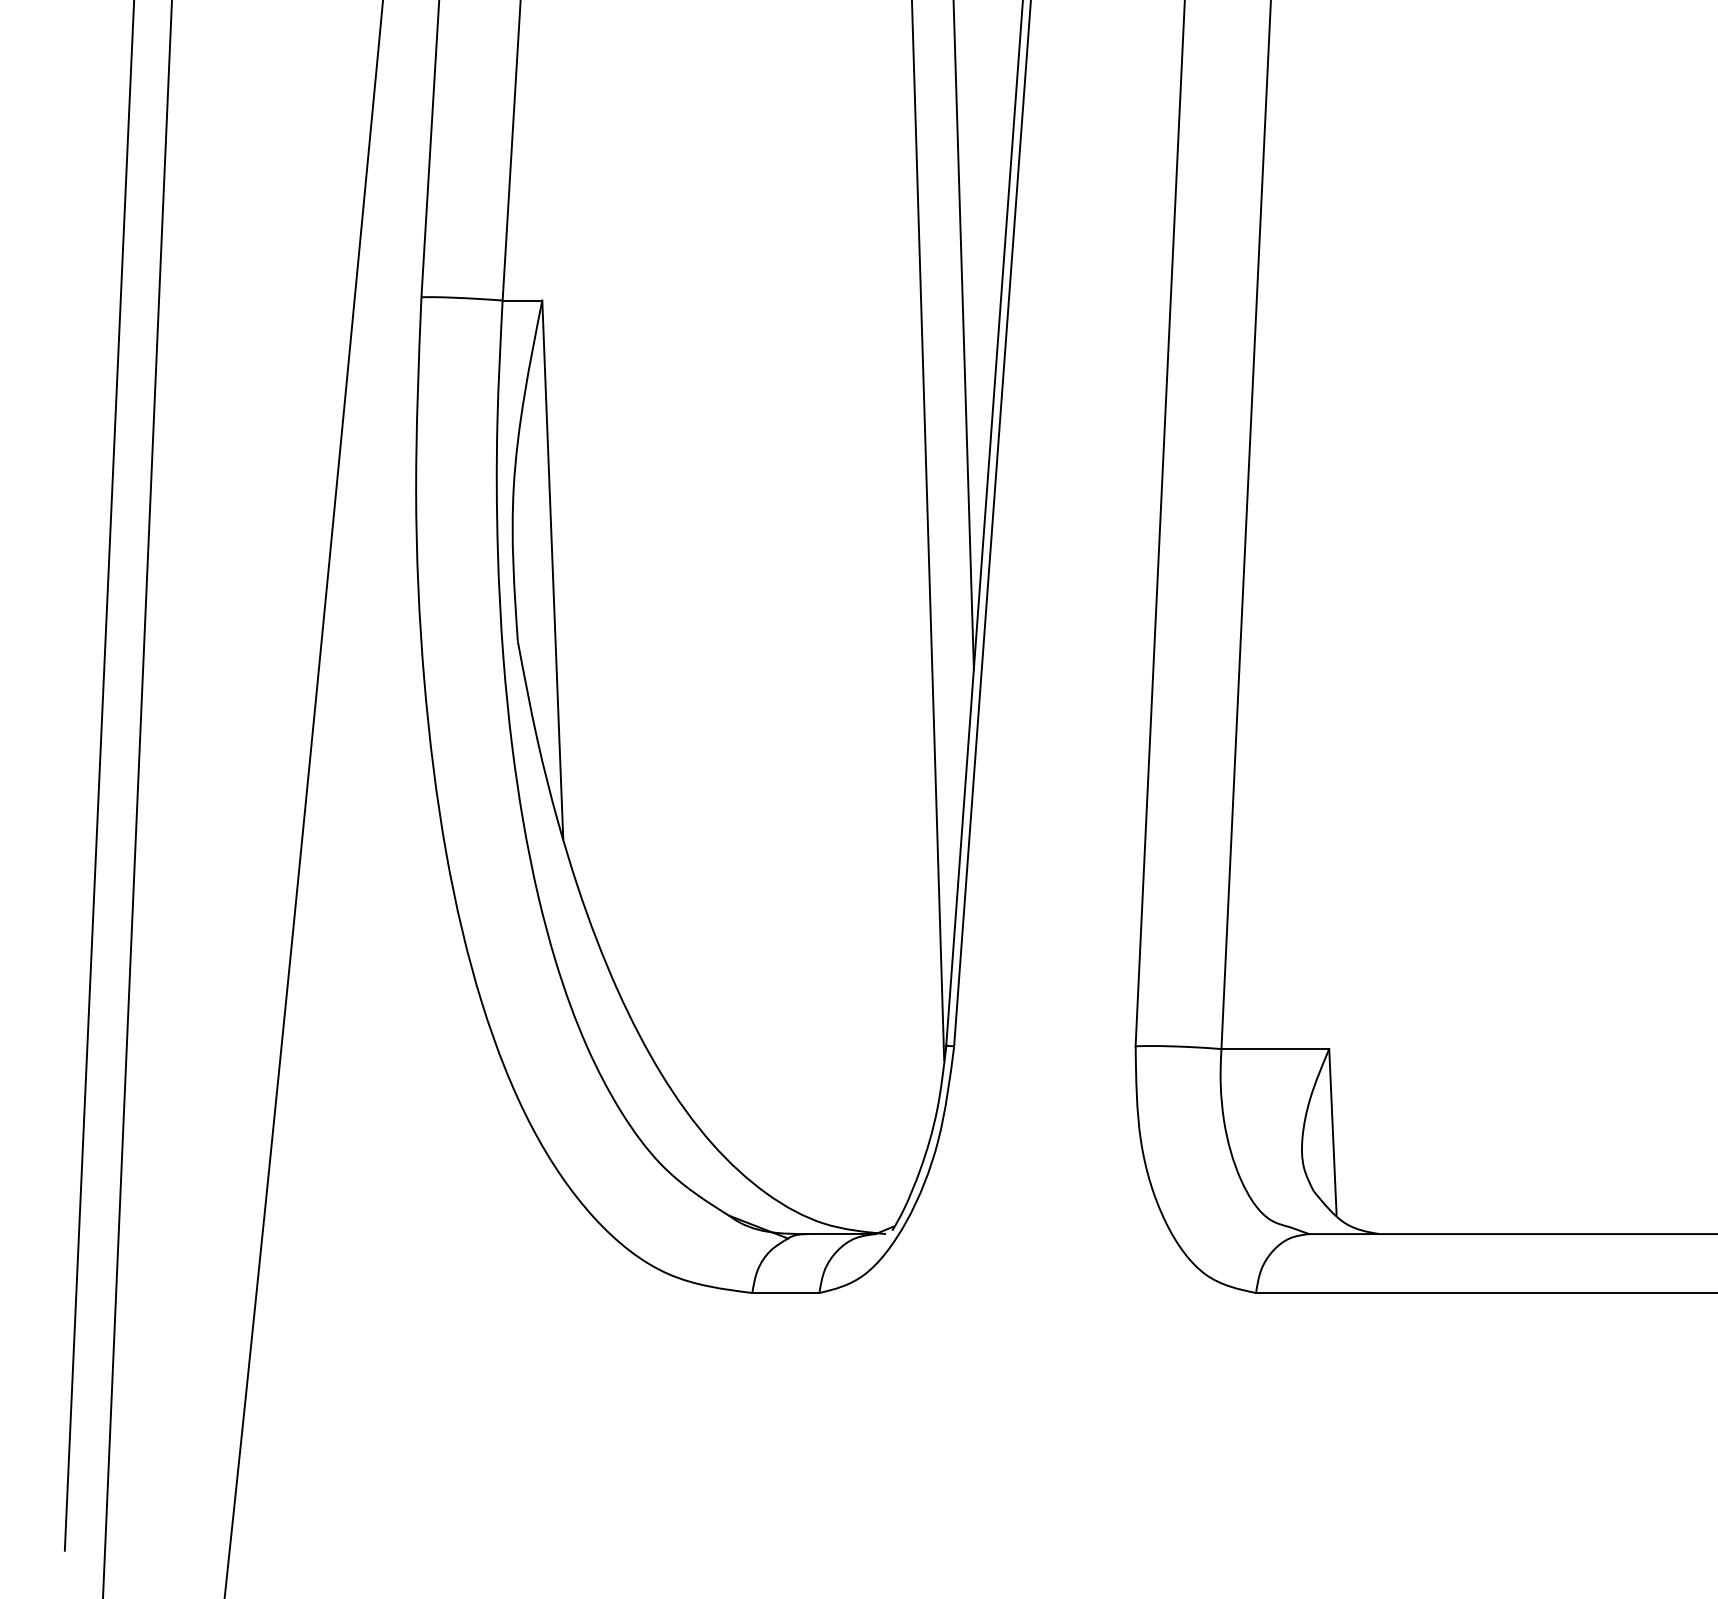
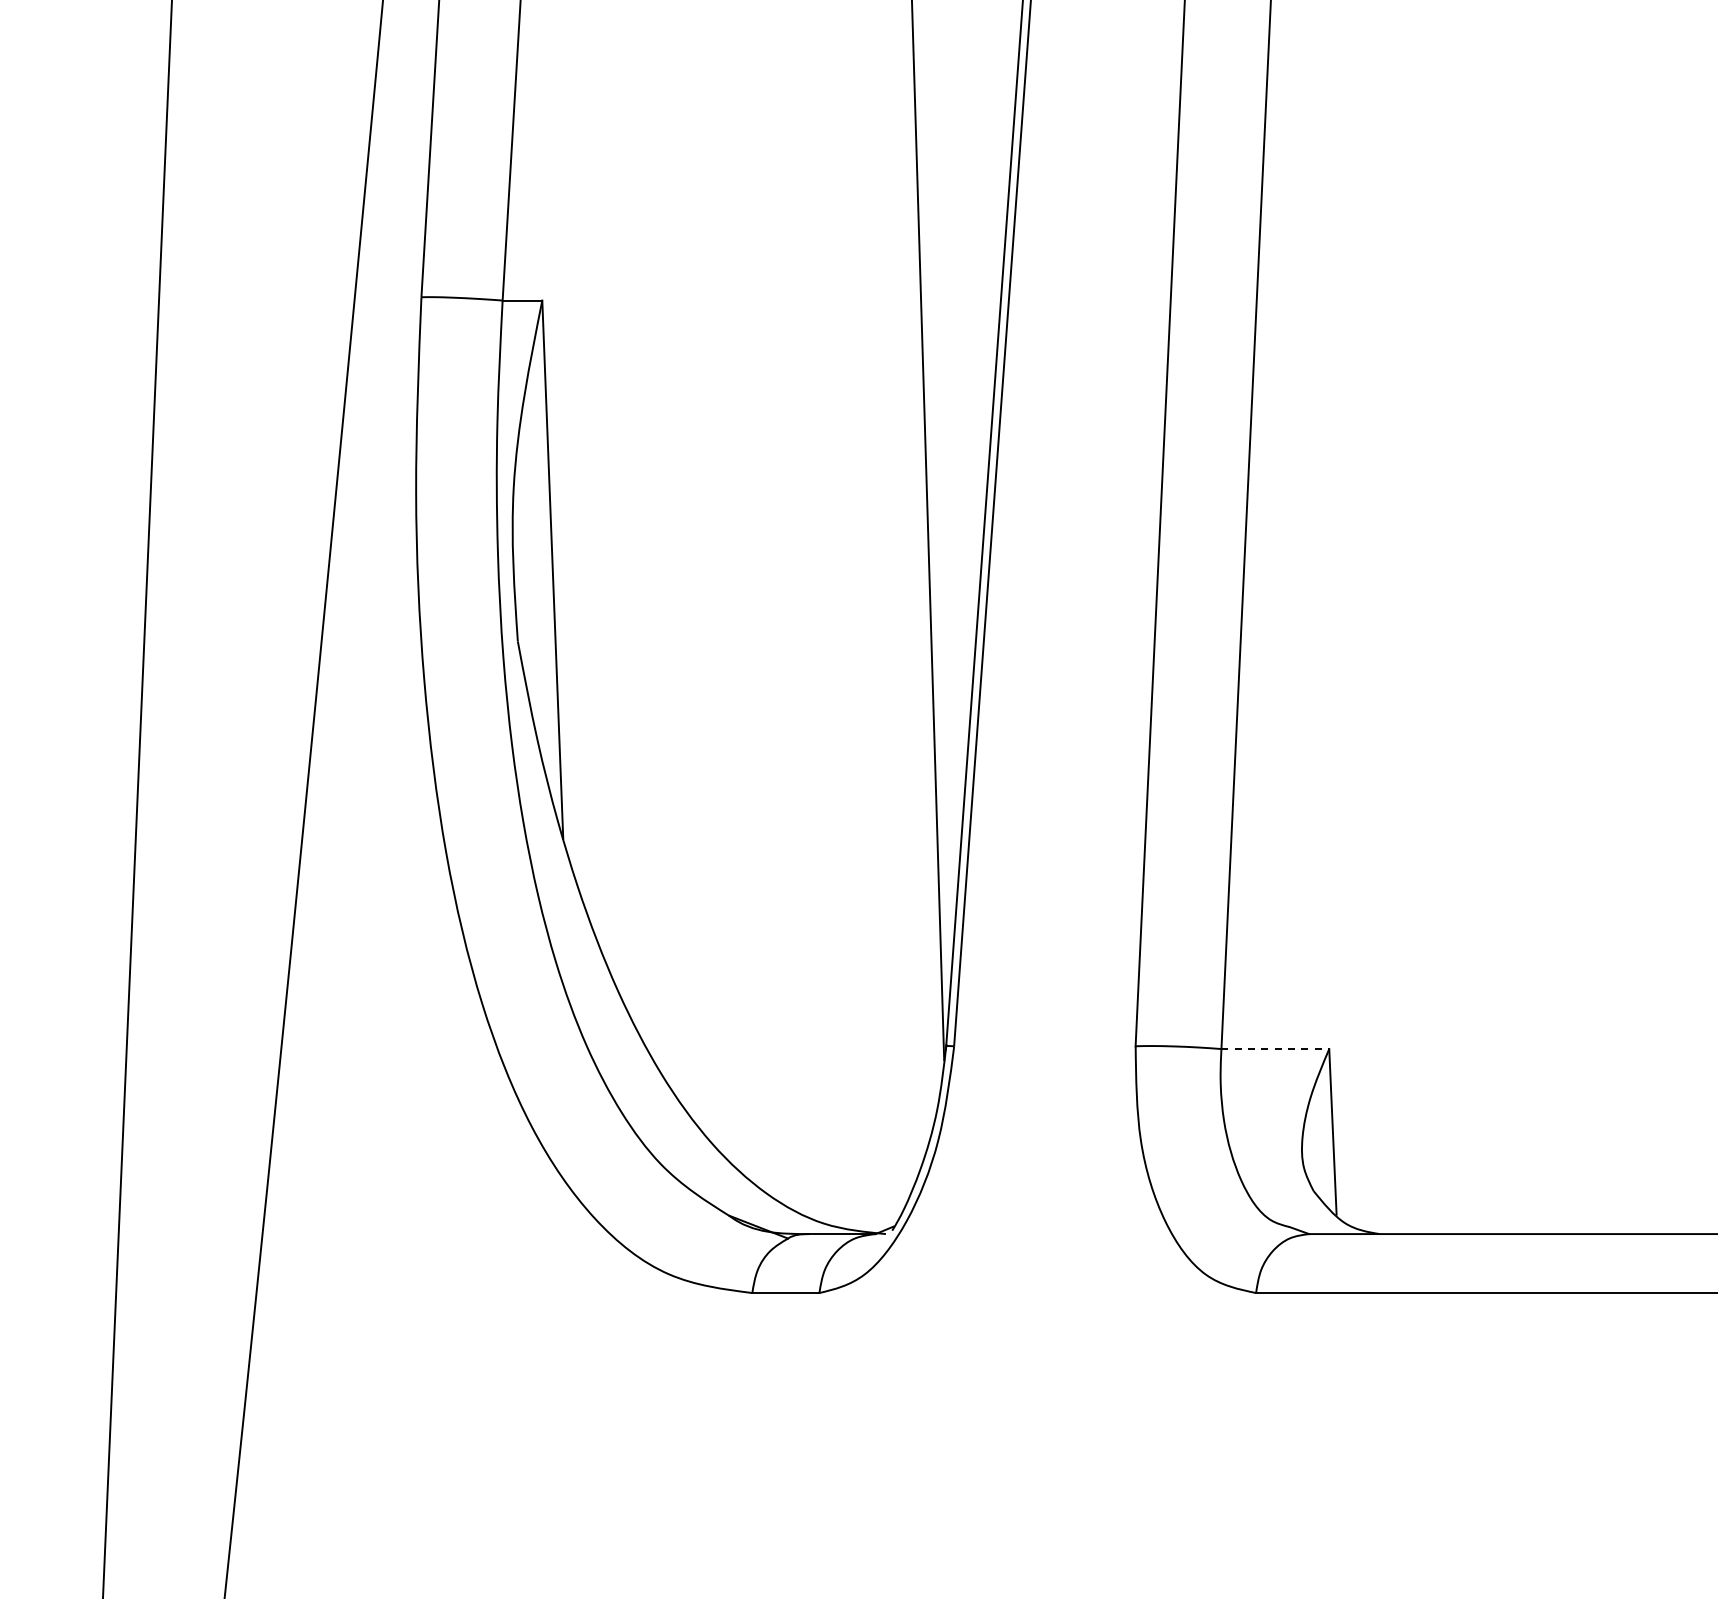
line: present -> none (963, 335)
line: present -> none (99, 776)
line: solid -> dashed (1275, 1049)
